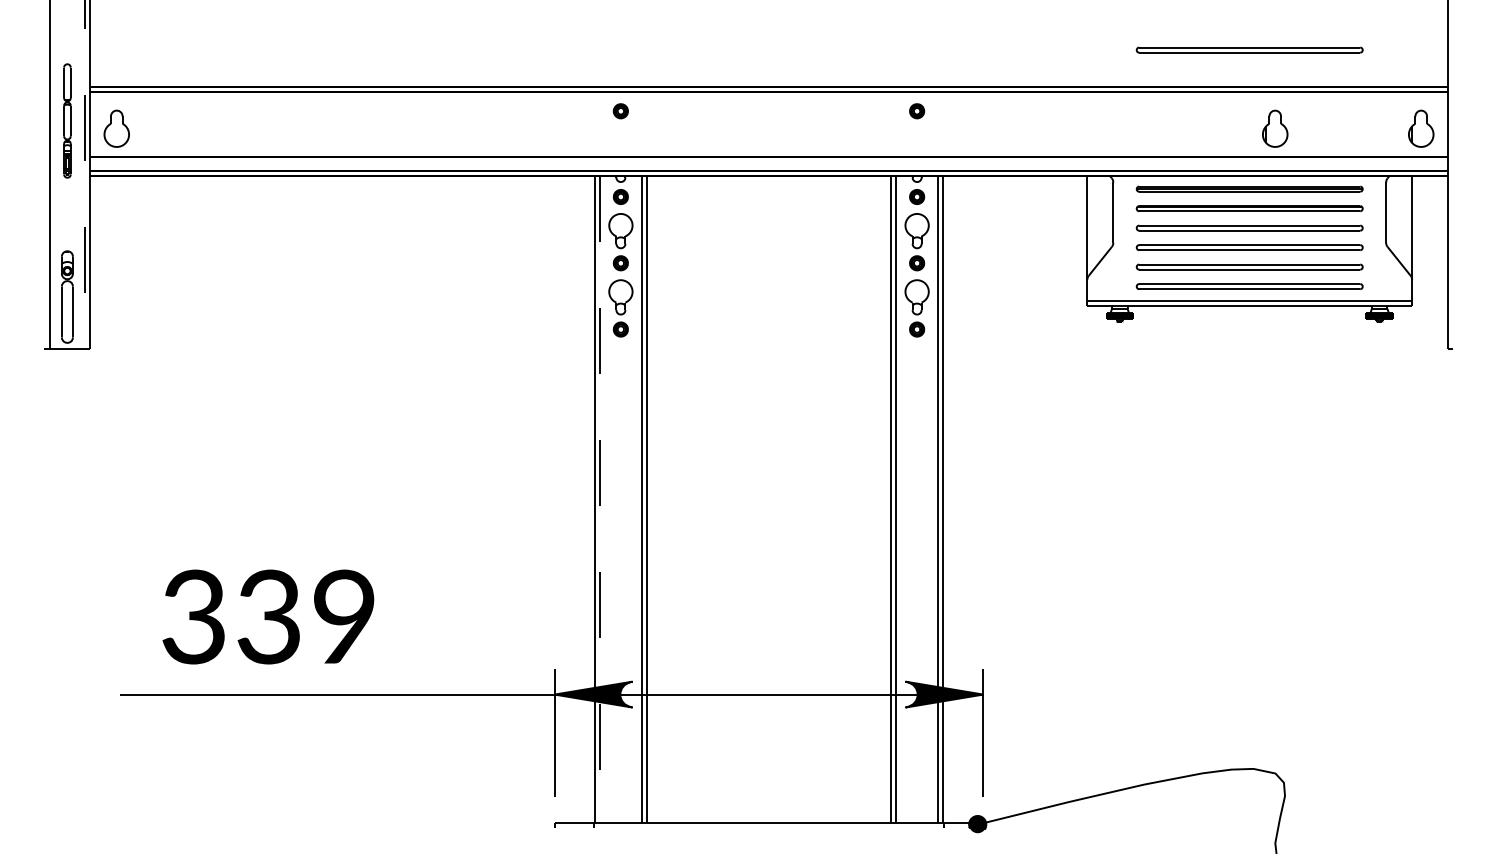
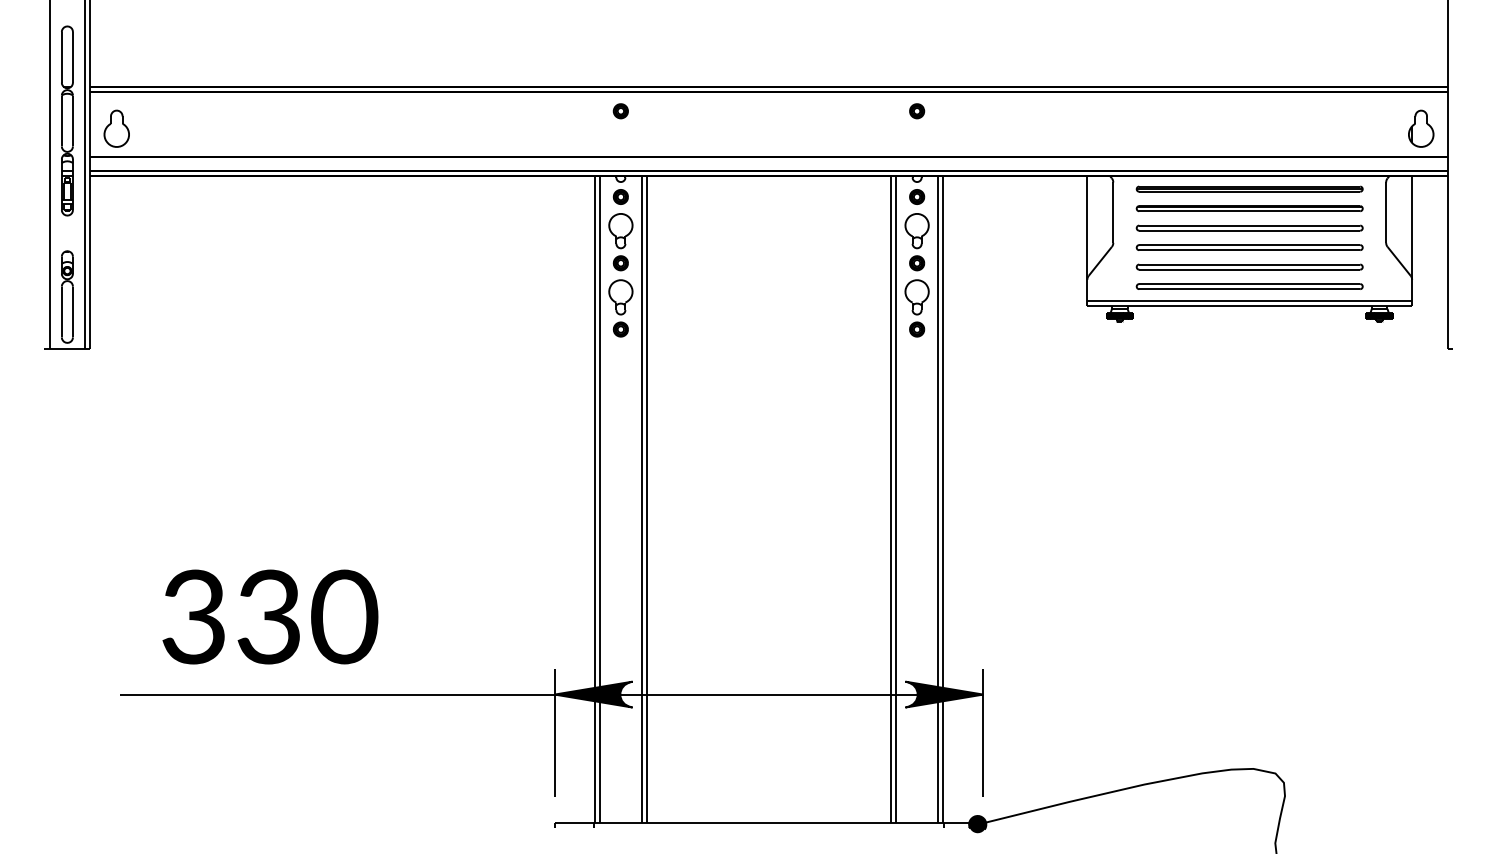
part: present -> none (1249, 49)
part size: 9x116 px -> 13x192 px (67, 120)
part: present -> none (1275, 128)
line: dashed -> solid (85, 175)
line: dashed -> solid (600, 499)
text: 339 -> 330 (344, 617)
